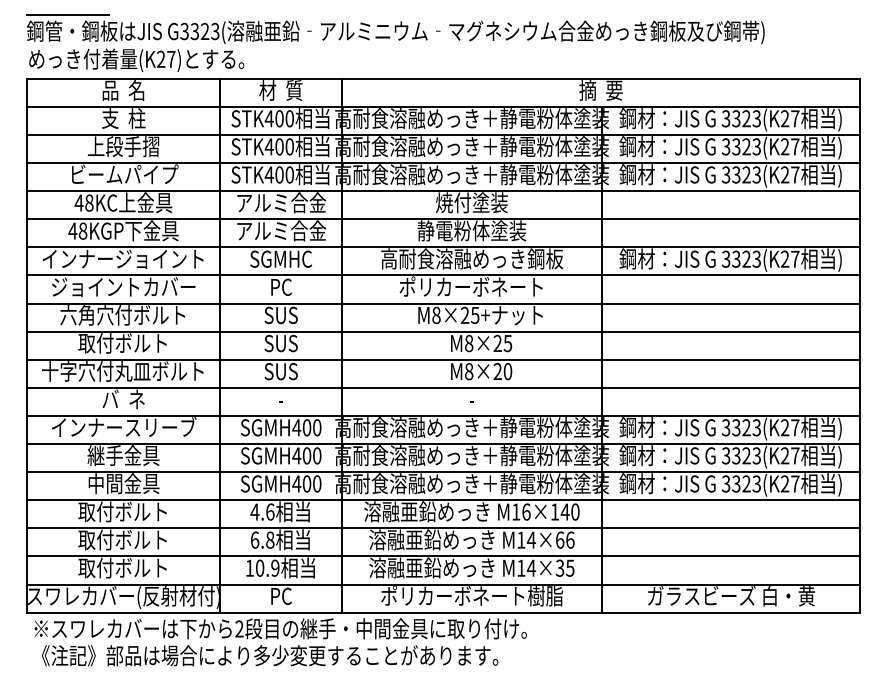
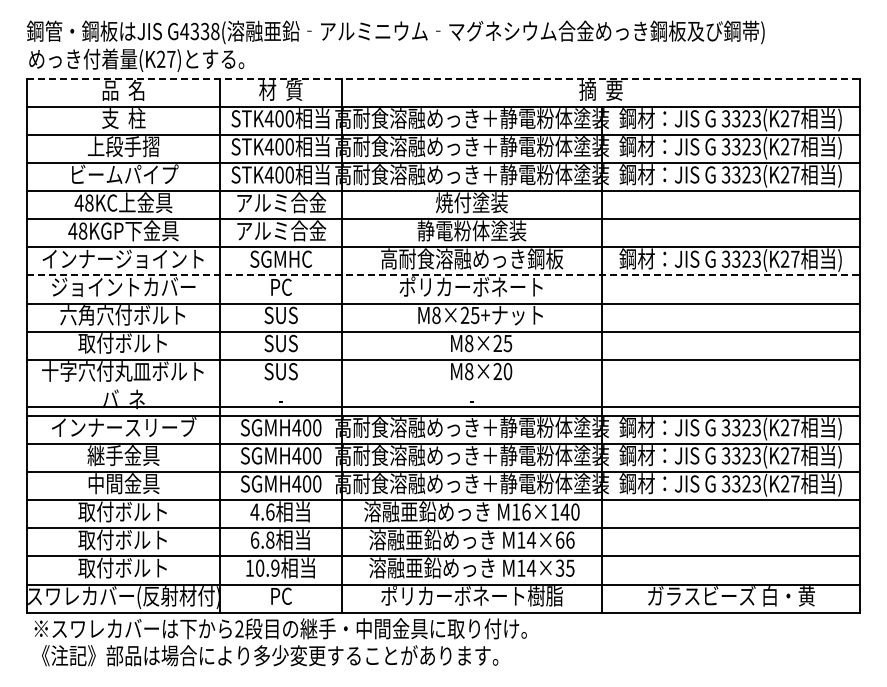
line: present -> none (68, 14)
text: G3323( -> G4338( (199, 31)
line: solid -> dashed (443, 78)
line: solid -> dashed (443, 275)
line position: (443, 387) -> (443, 406) (443, 406)
